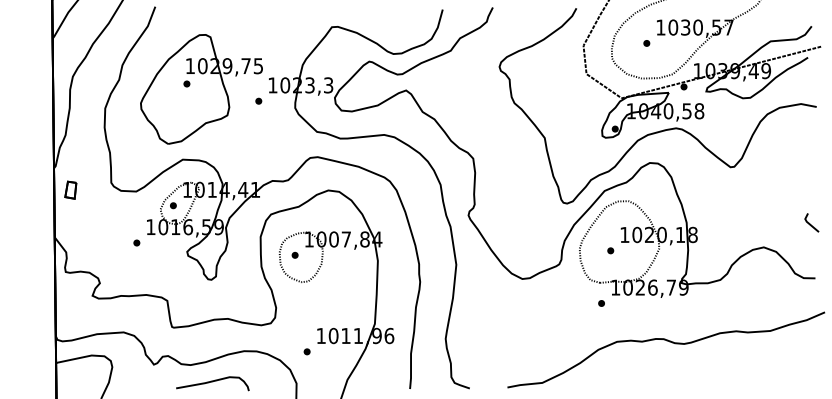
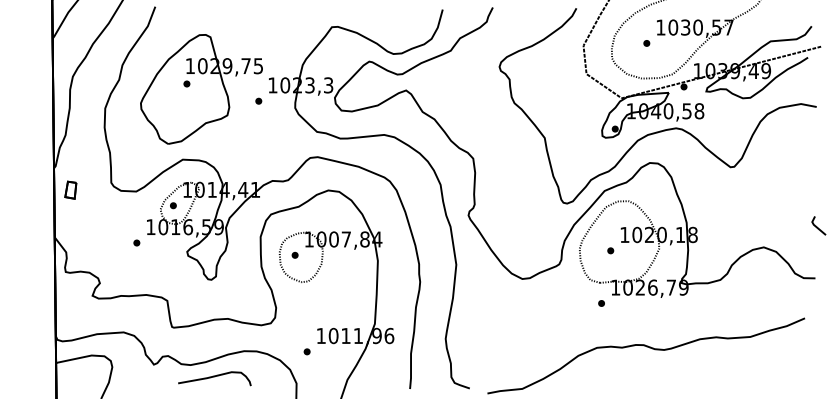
line position: (810, 223) -> (817, 226) (817, 226)
curve position: (669, 342) -> (649, 348) (649, 348)
curve position: (212, 382) -> (214, 377) (214, 377)
